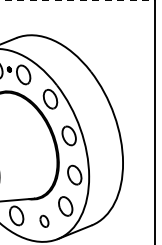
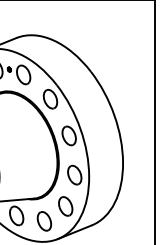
line: dashed -> solid (77, 0)
part size: 11x14 px -> 17x21 px (44, 221)
